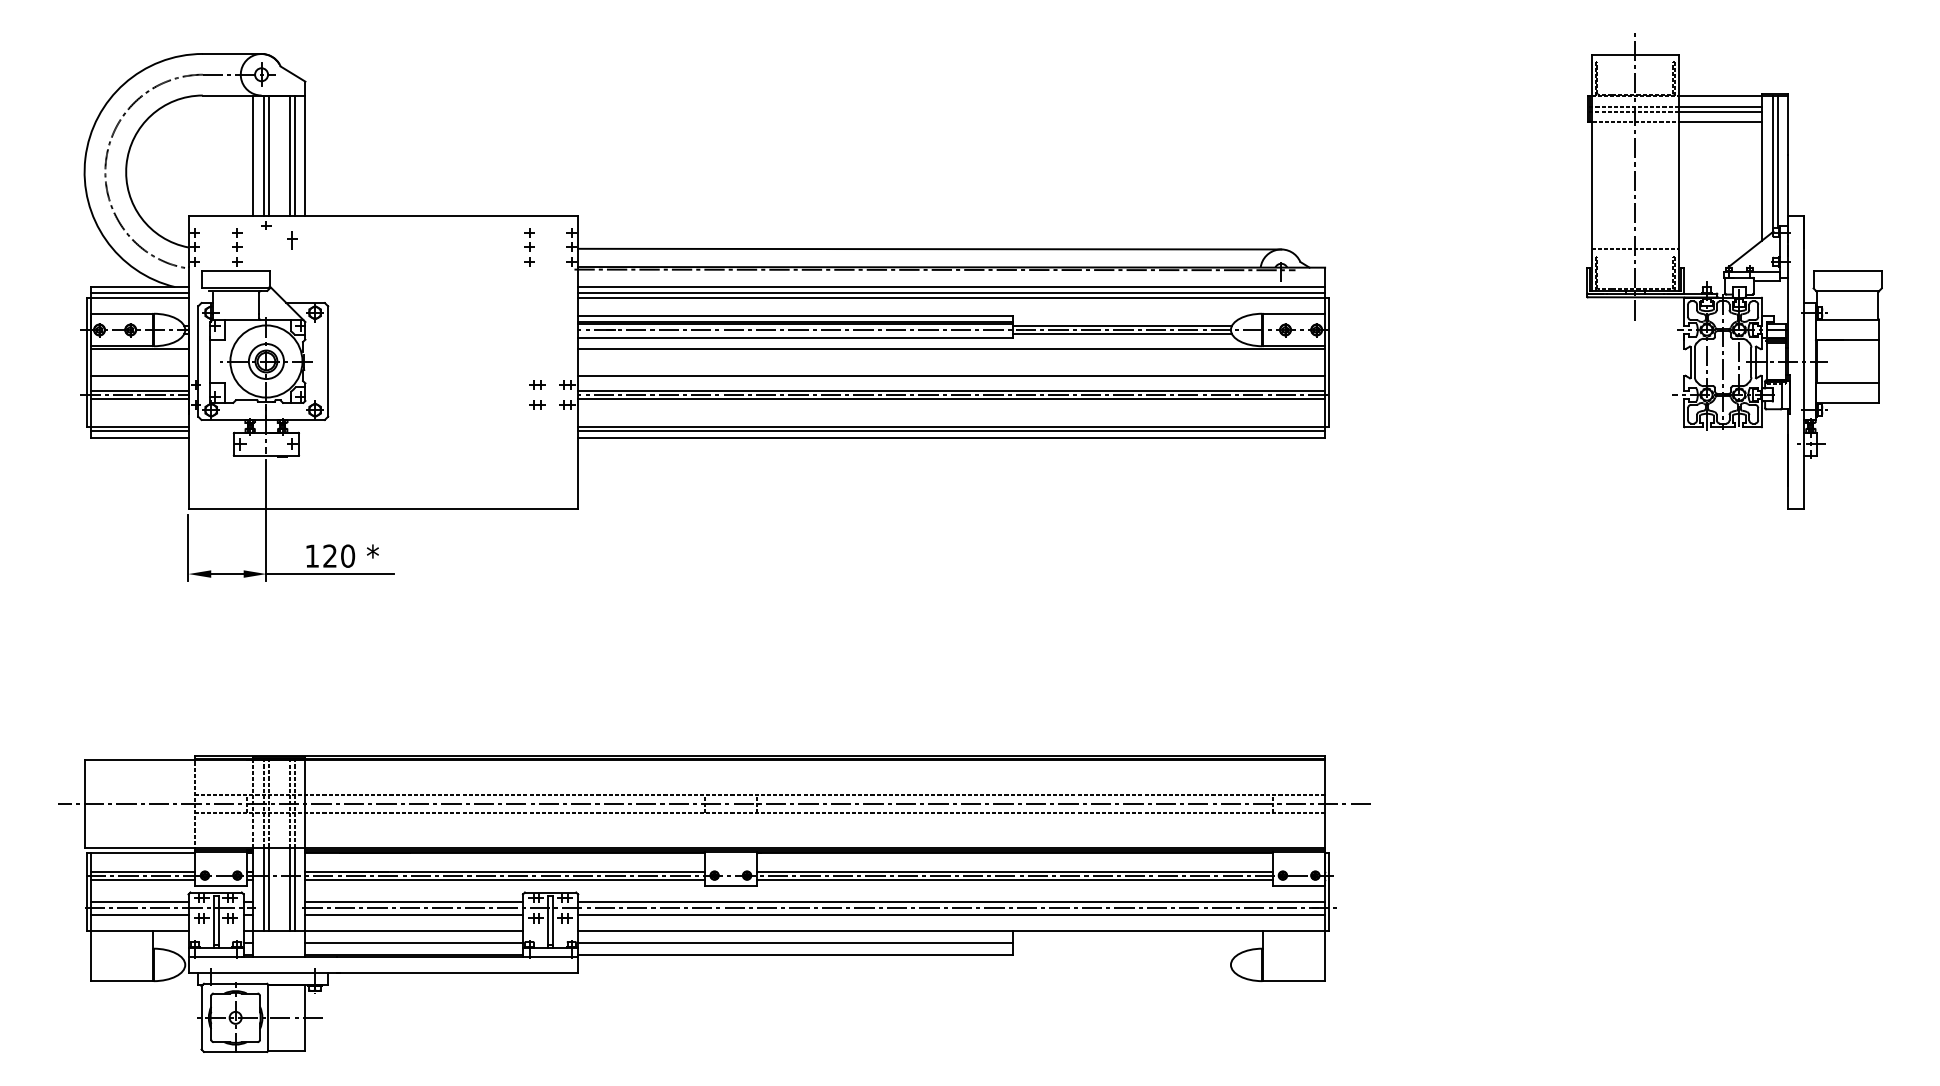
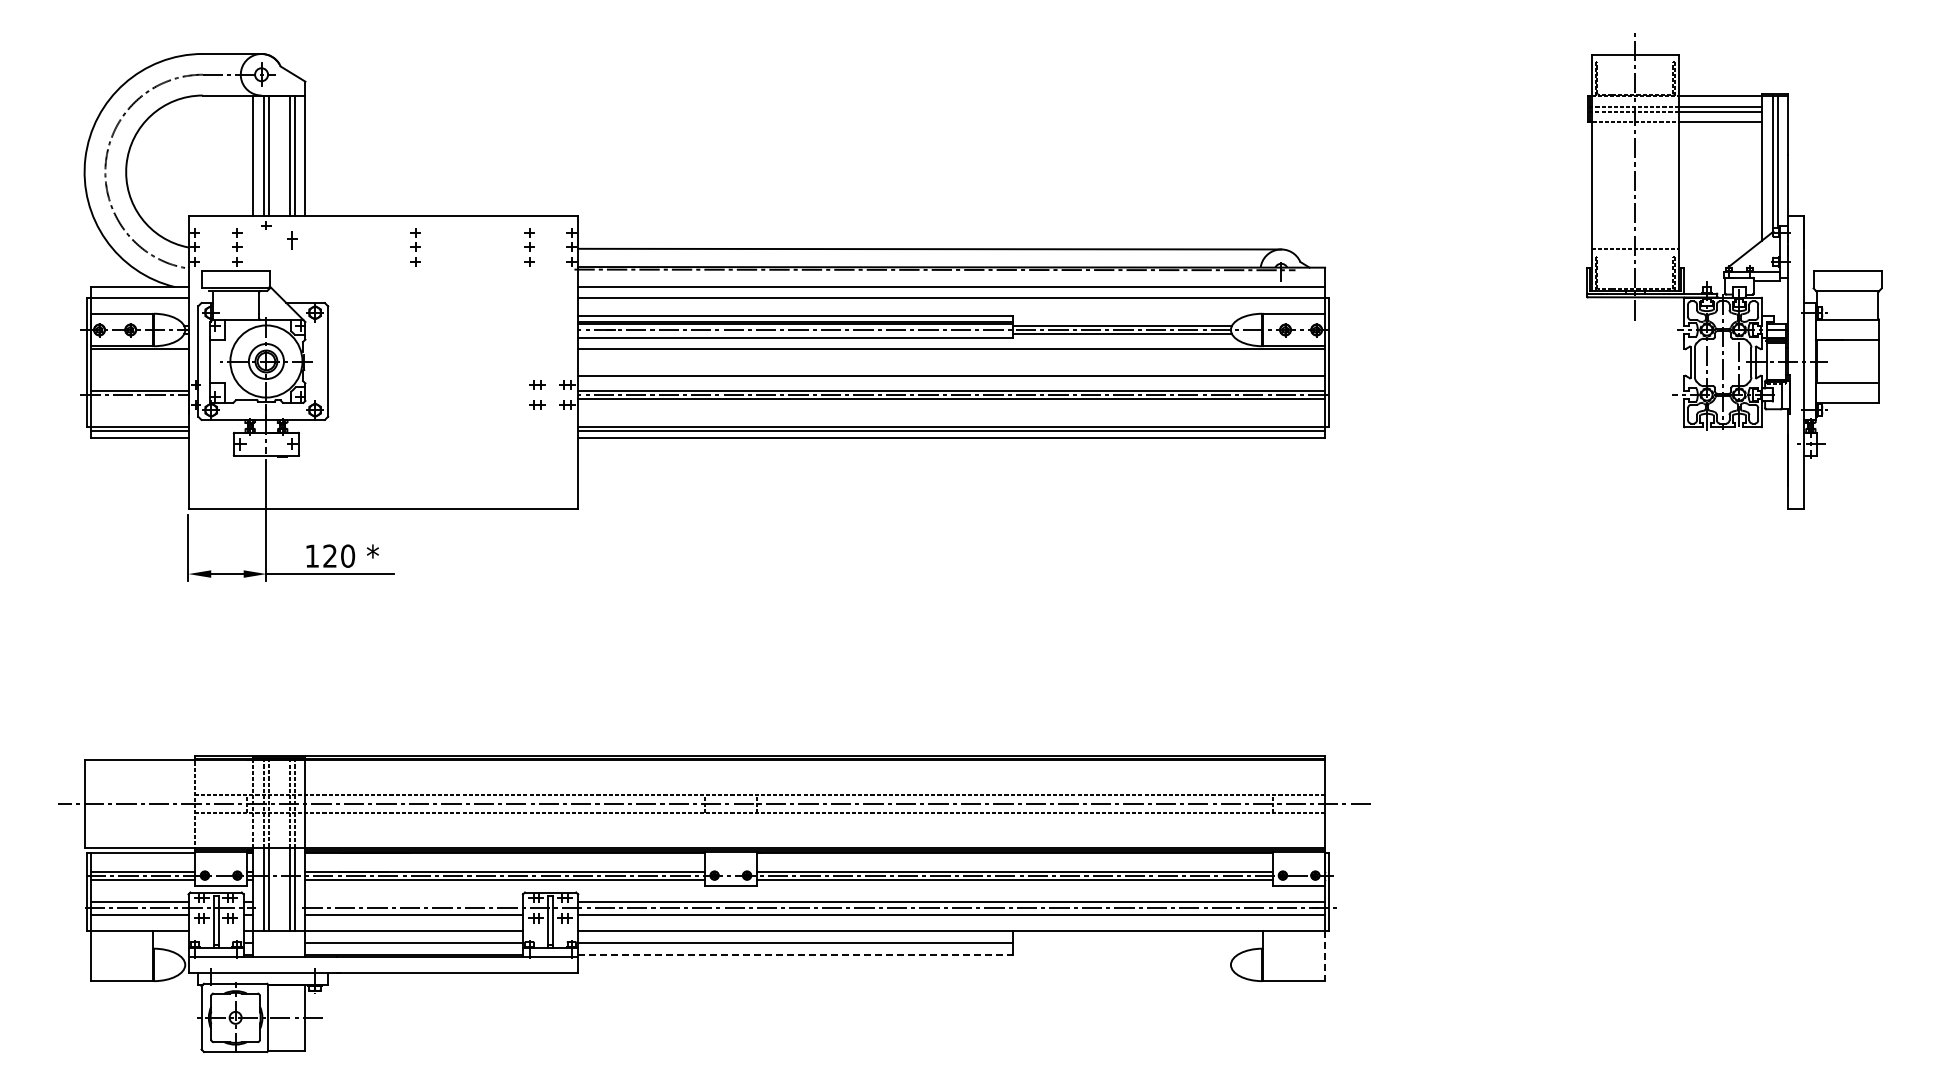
part: none -> present (415, 247)
line: present -> none (139, 293)
line: present -> none (951, 293)
line: present -> none (139, 375)
line: present -> none (139, 399)
line: present -> none (414, 901)
line: solid -> dashed (795, 954)
line: solid -> dashed (1325, 956)
